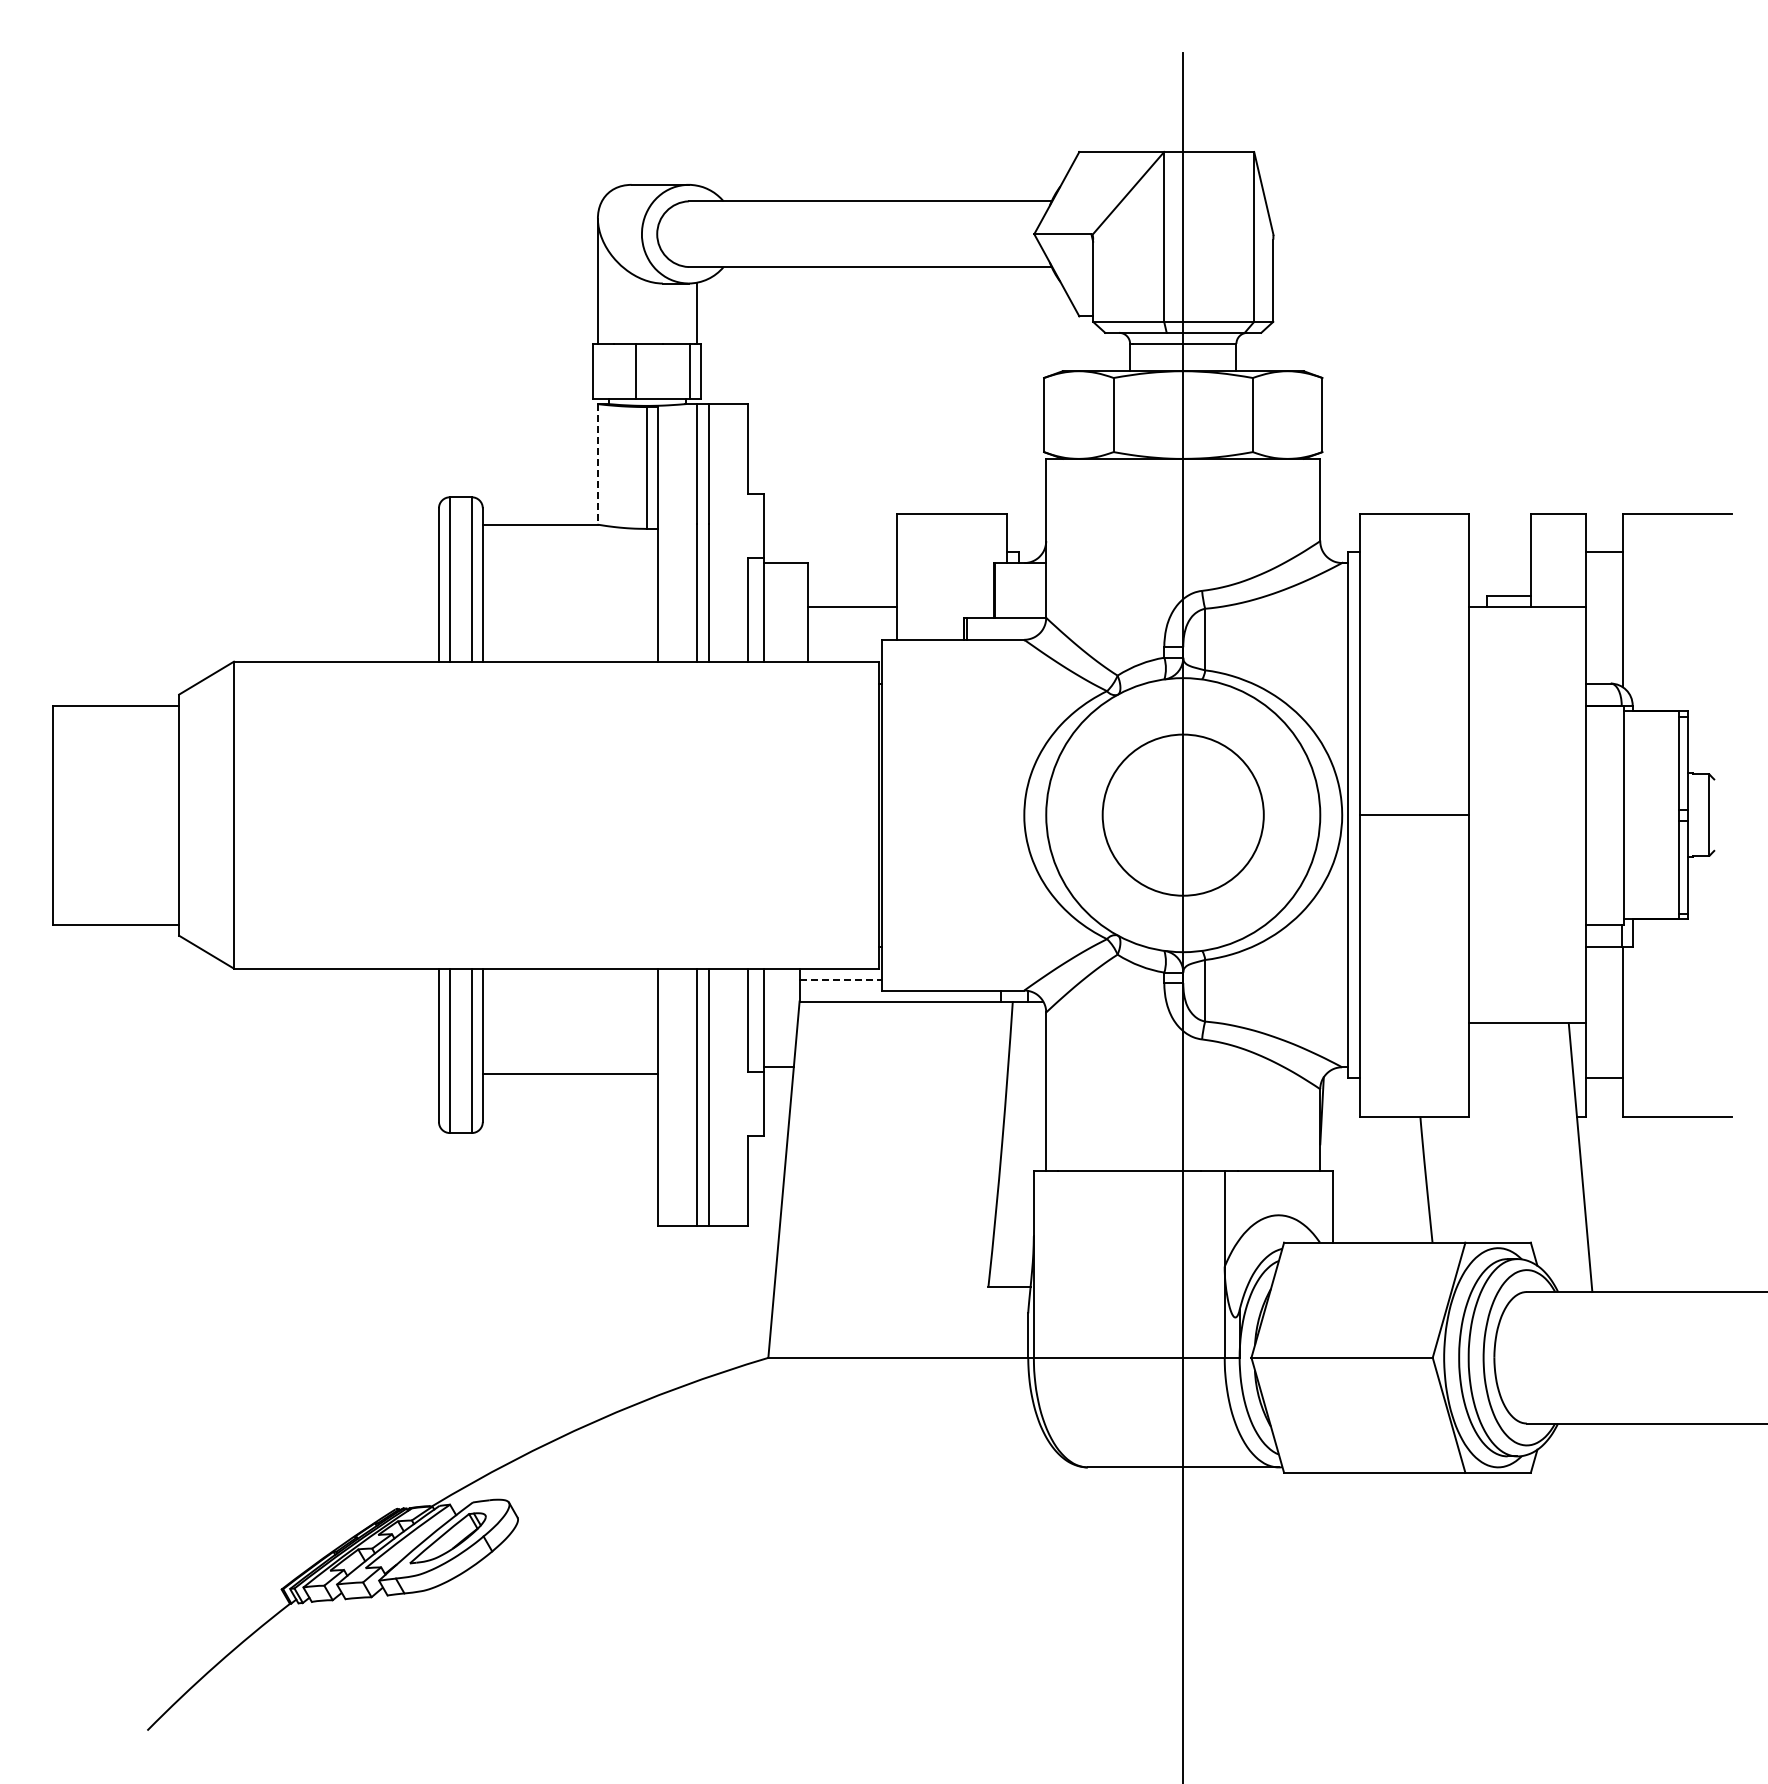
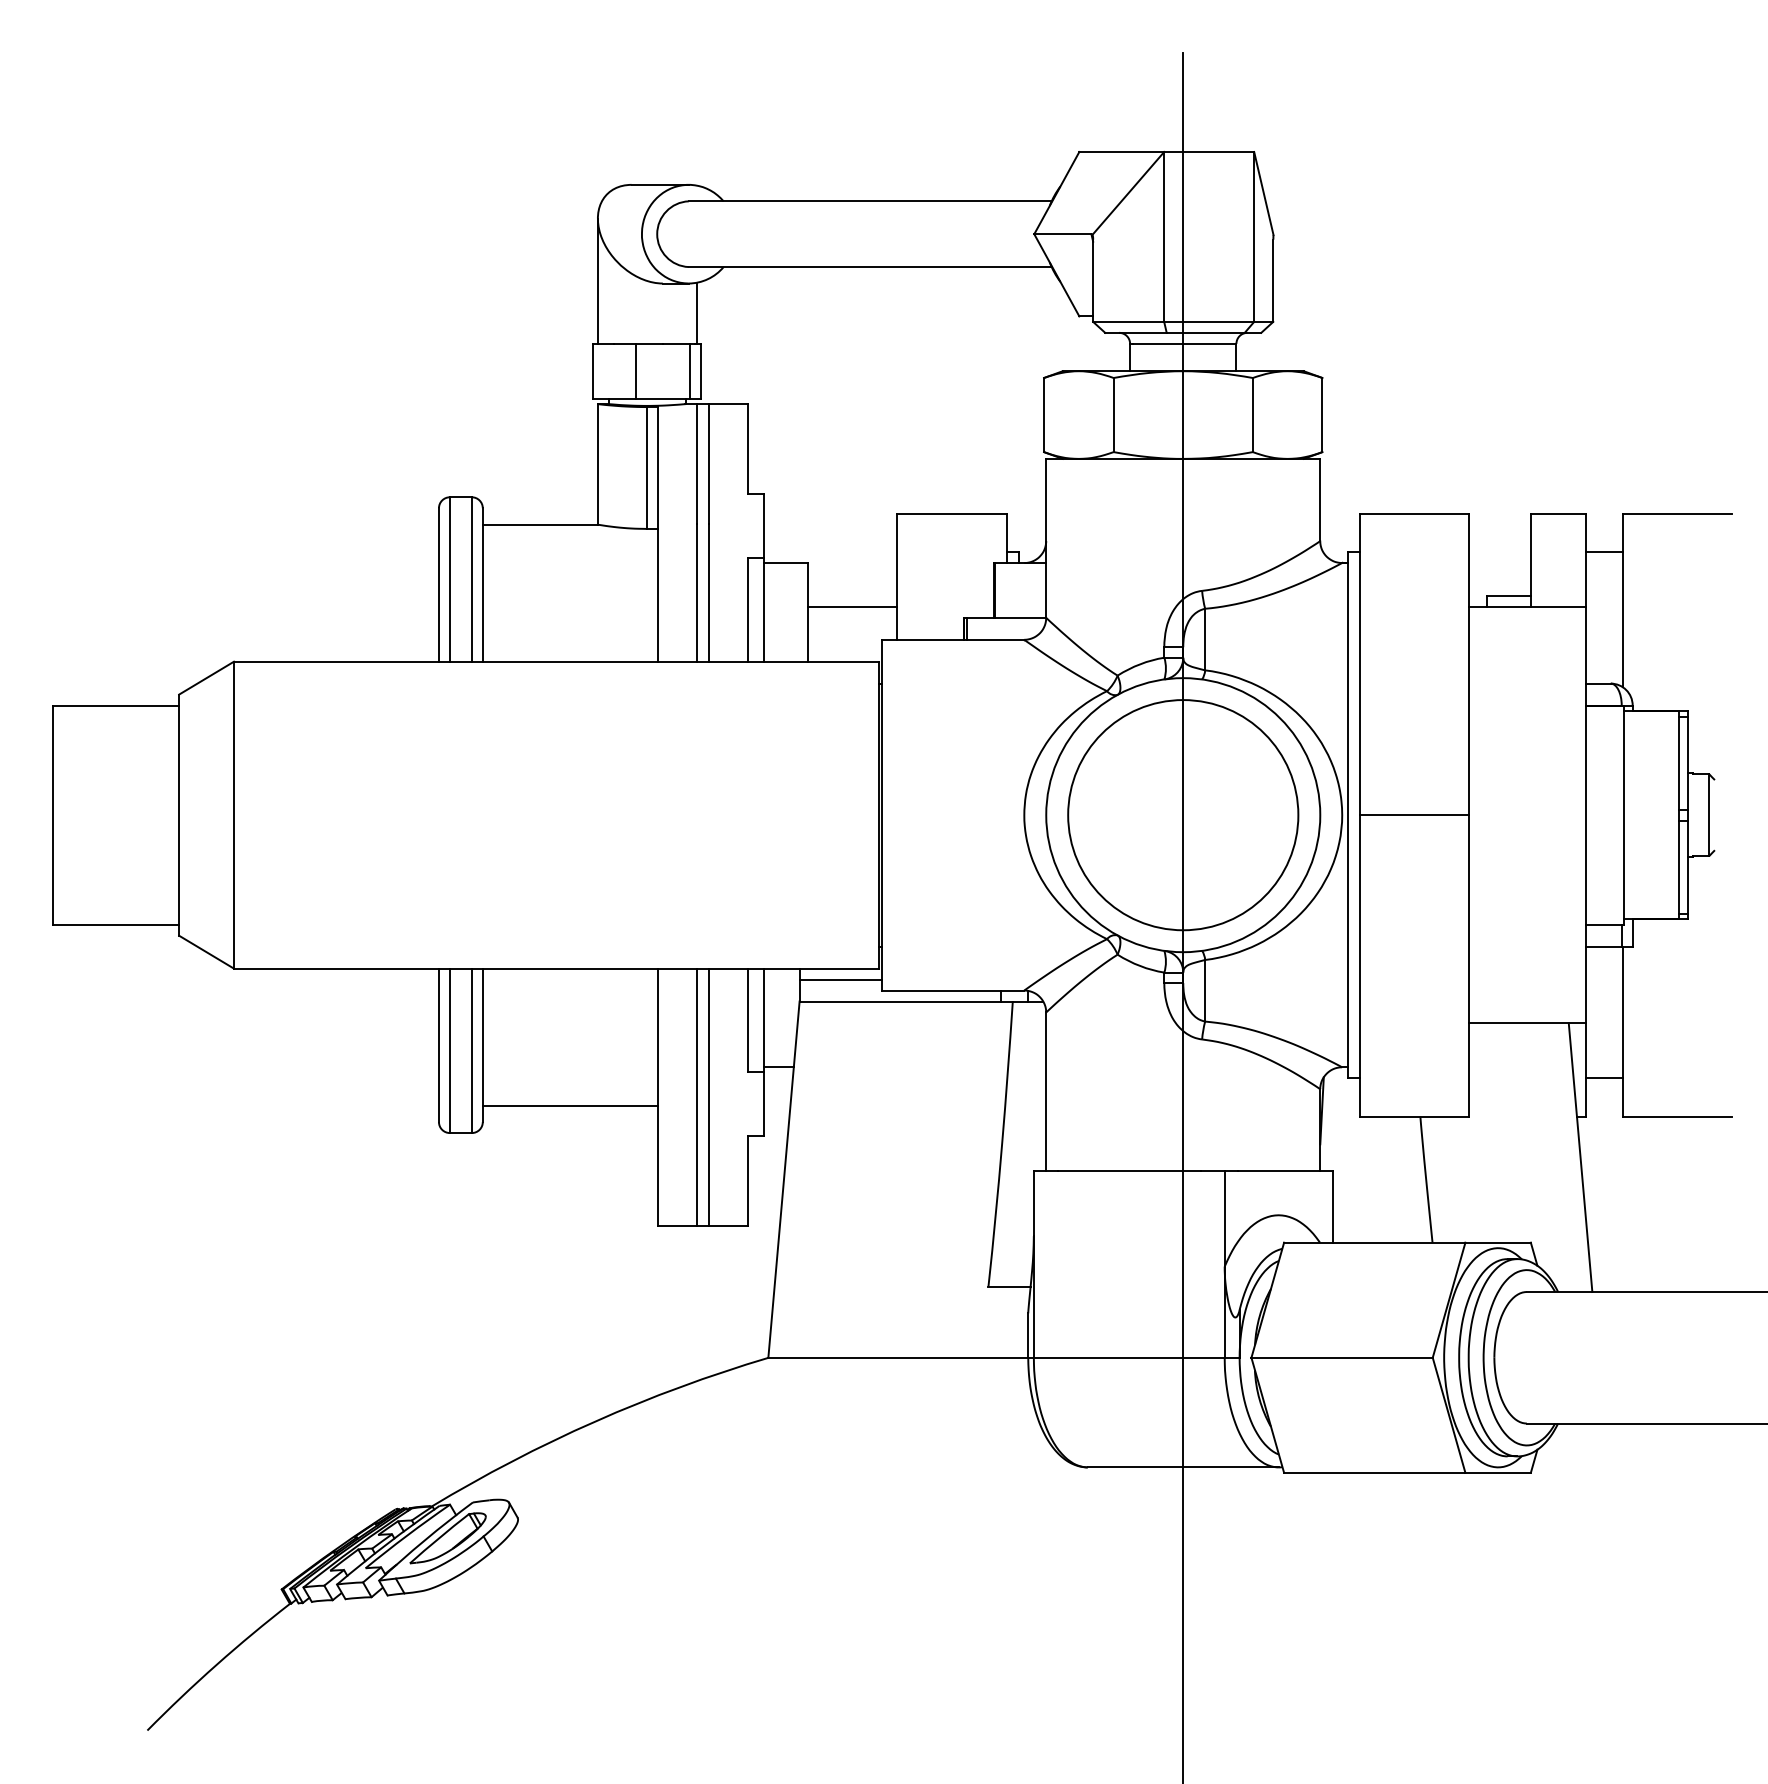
line: dashed -> solid (597, 464)
circle diameter: 161 px -> 230 px (1183, 815)
line: dashed -> solid (841, 979)
line position: (570, 1073) -> (570, 1105) (570, 1105)
